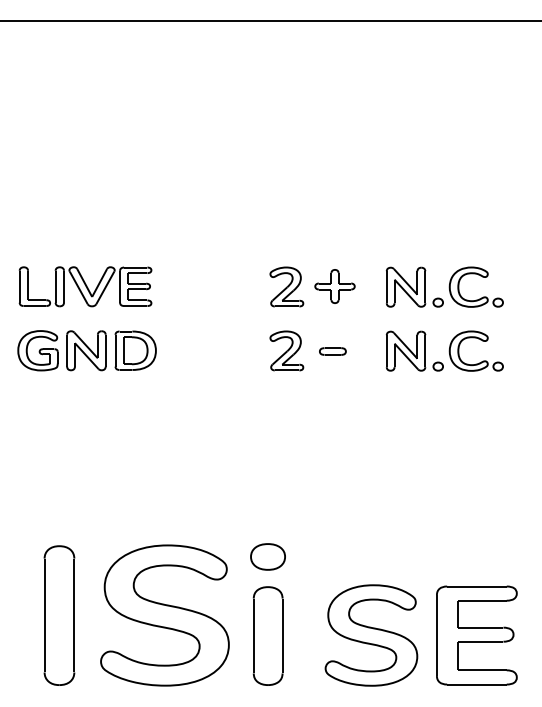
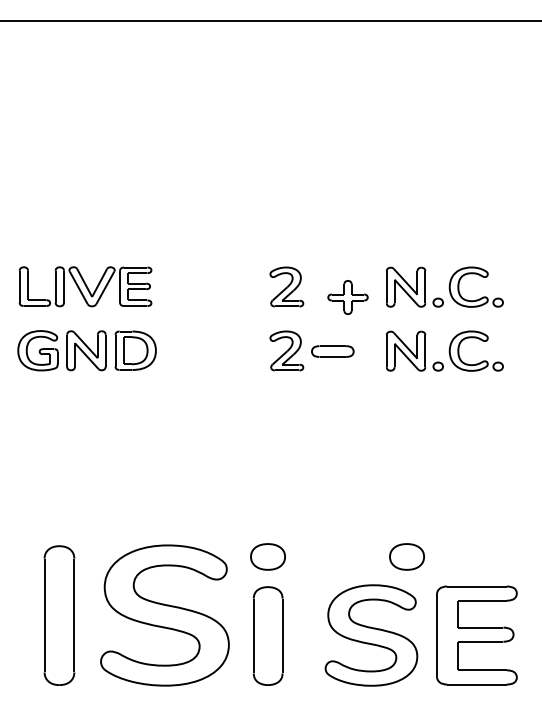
part position: (334, 286) -> (347, 297) (347, 297)
part size: 28x9 px -> 44x13 px (332, 351)
part: none -> present (406, 556)
